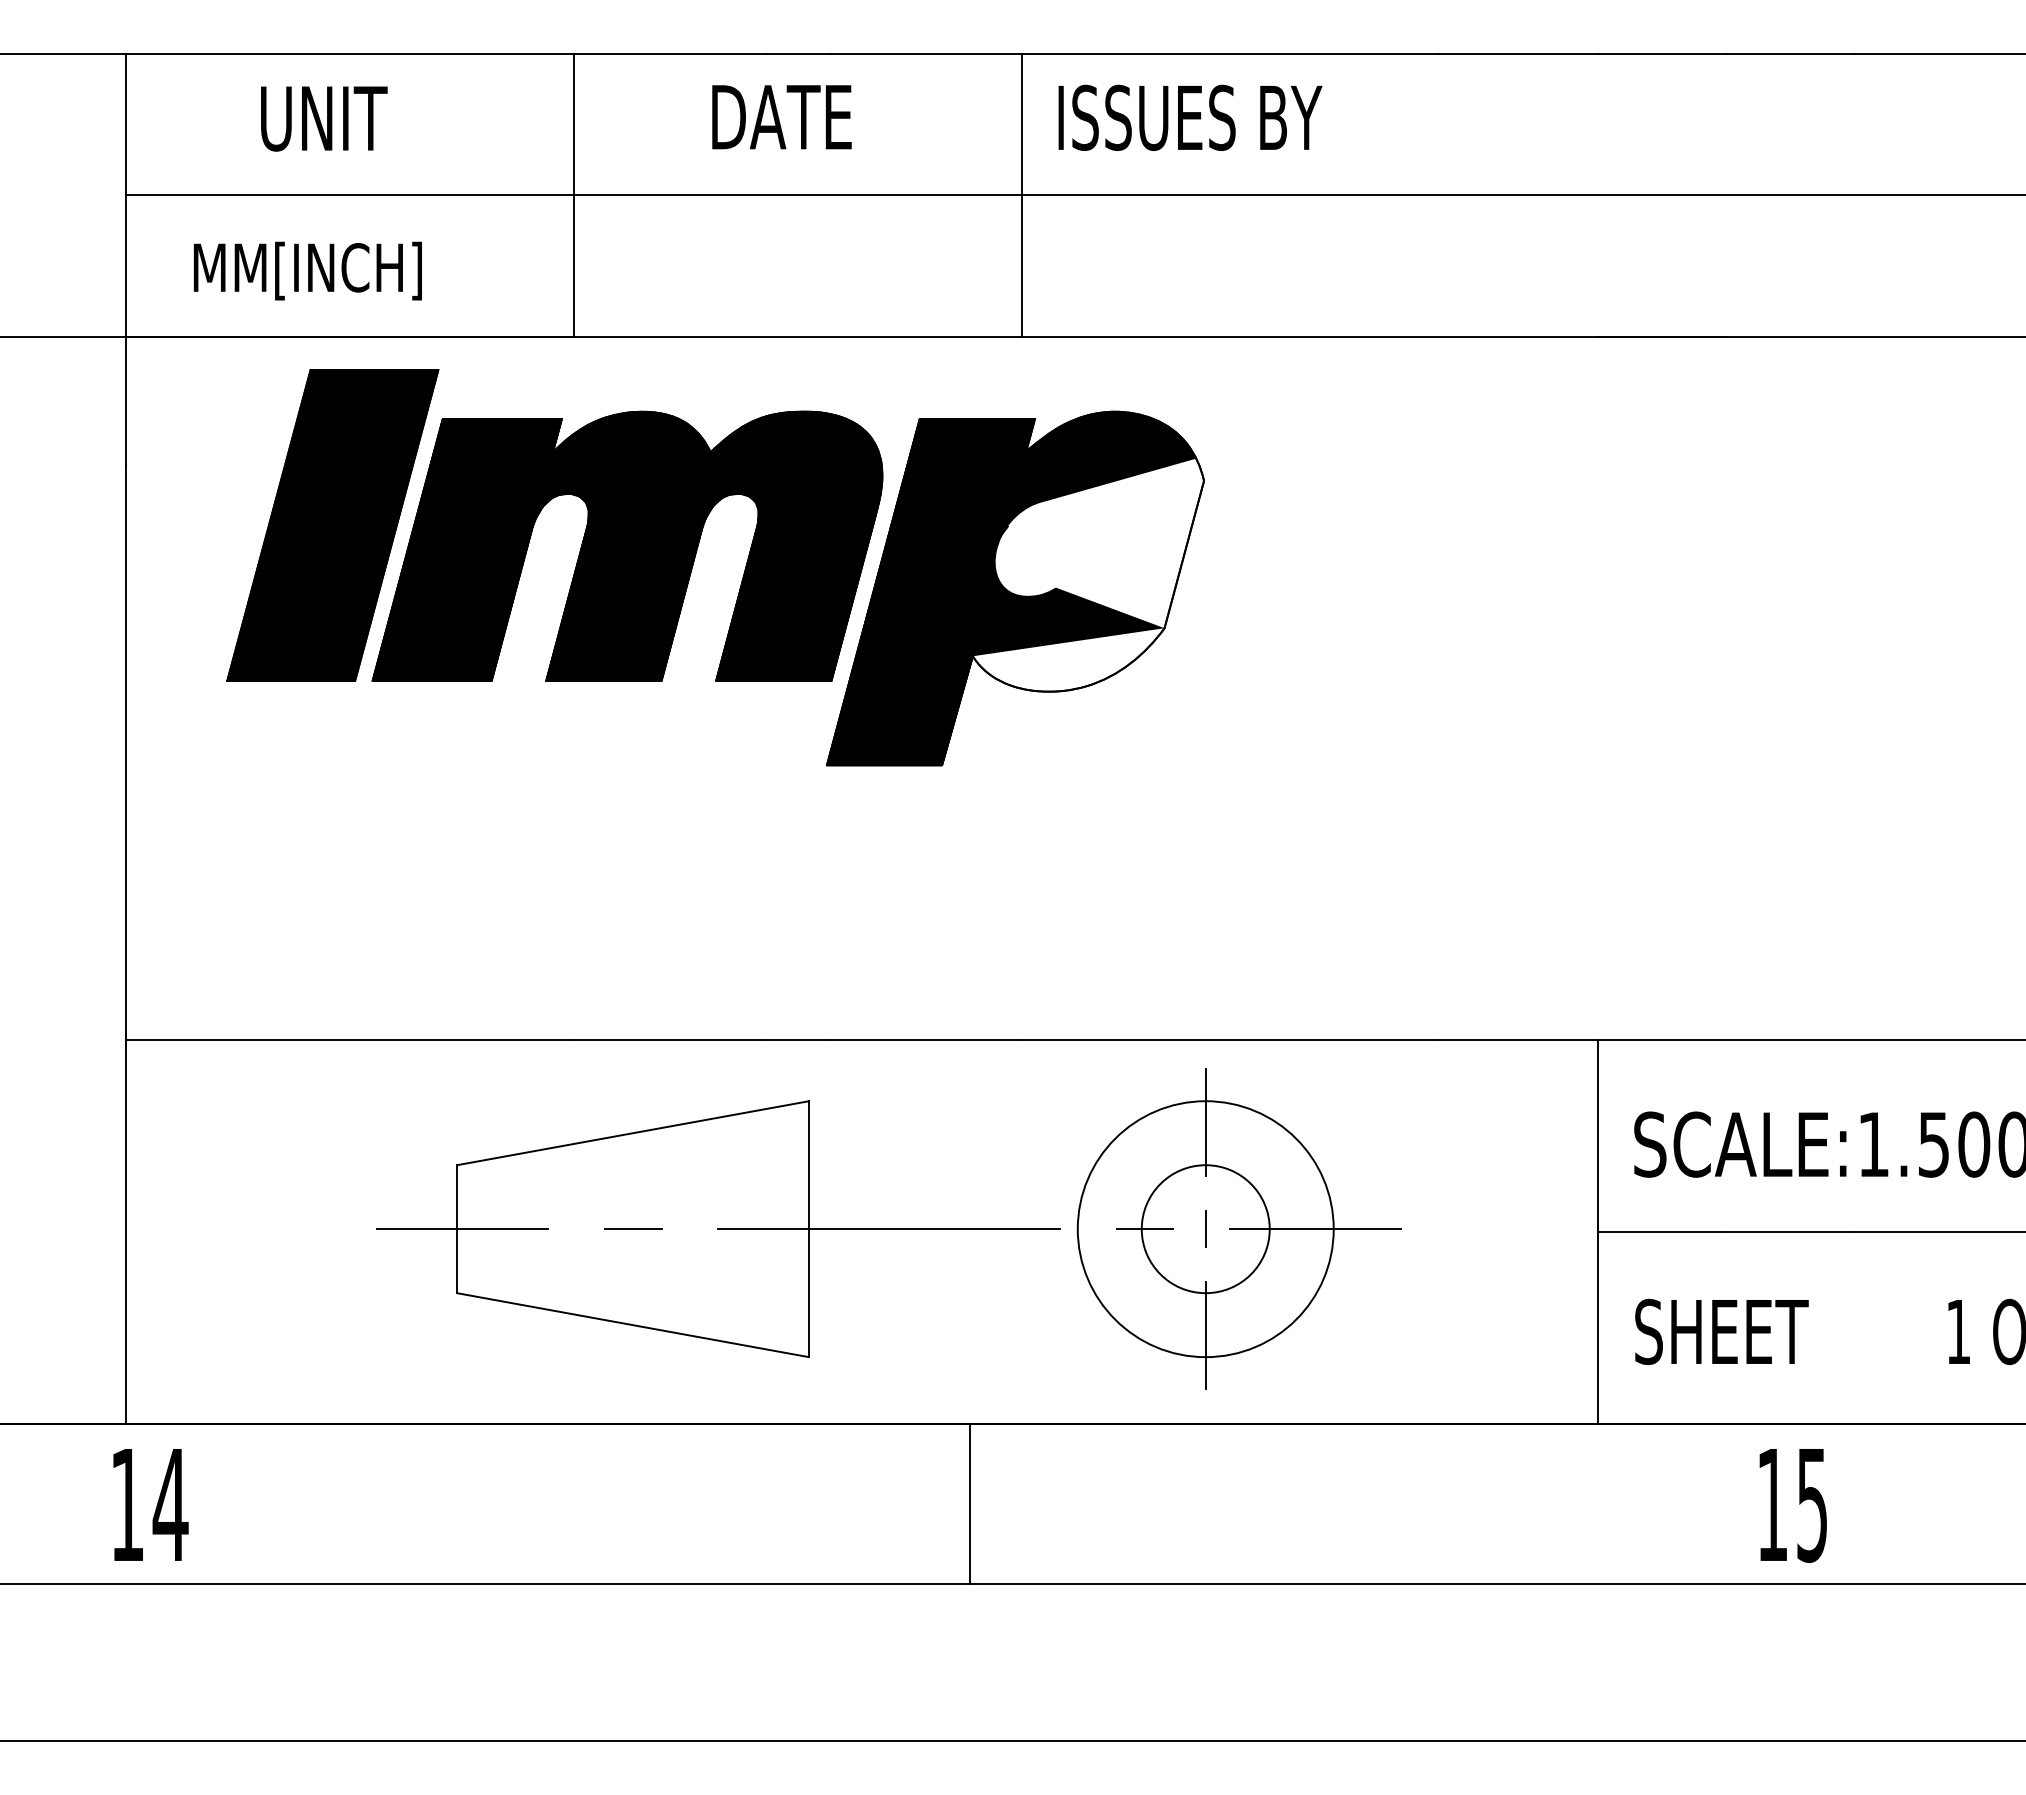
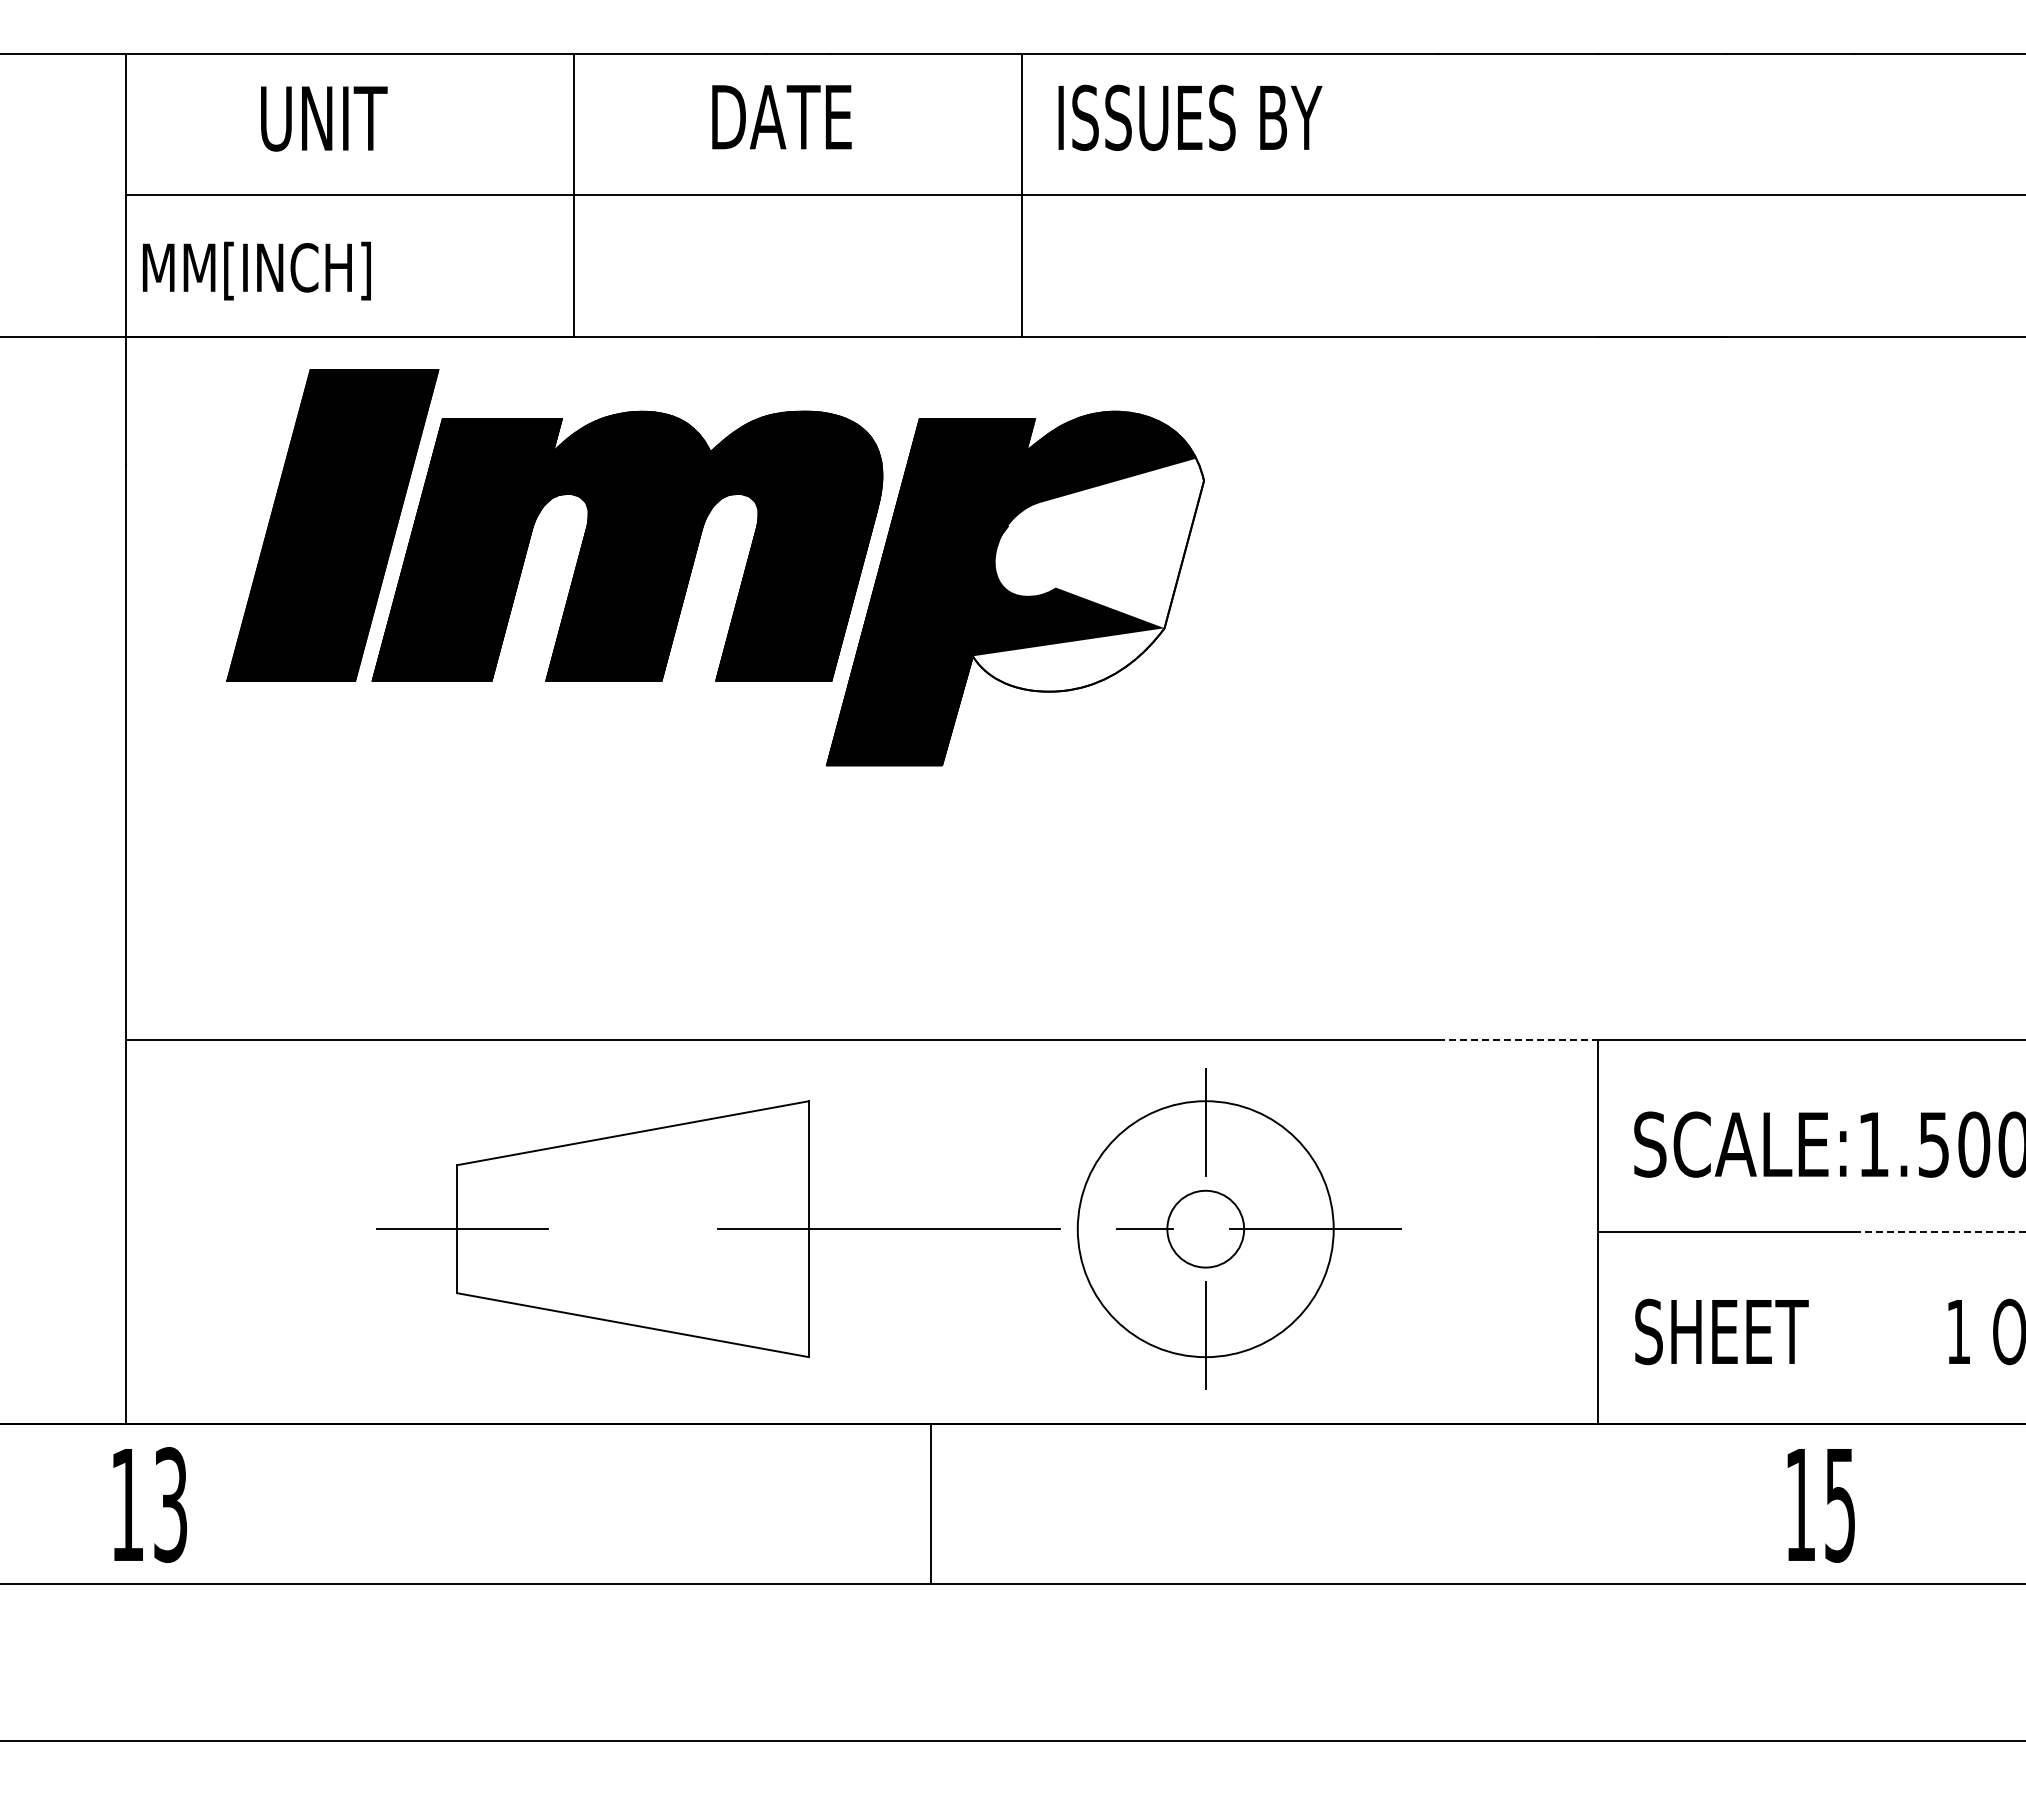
text position: (307, 270) -> (256, 270) (256, 270)
line: solid -> dashed (1517, 1040)
line: present -> none (633, 1228)
line: present -> none (1205, 1228)
circle diameter: 128 px -> 77 px (1205, 1228)
line: solid -> dashed (1939, 1232)
text: 14 -> 13 (170, 1504)
line position: (970, 1504) -> (931, 1504) (931, 1504)
text position: (1792, 1505) -> (1820, 1505) (1820, 1505)
